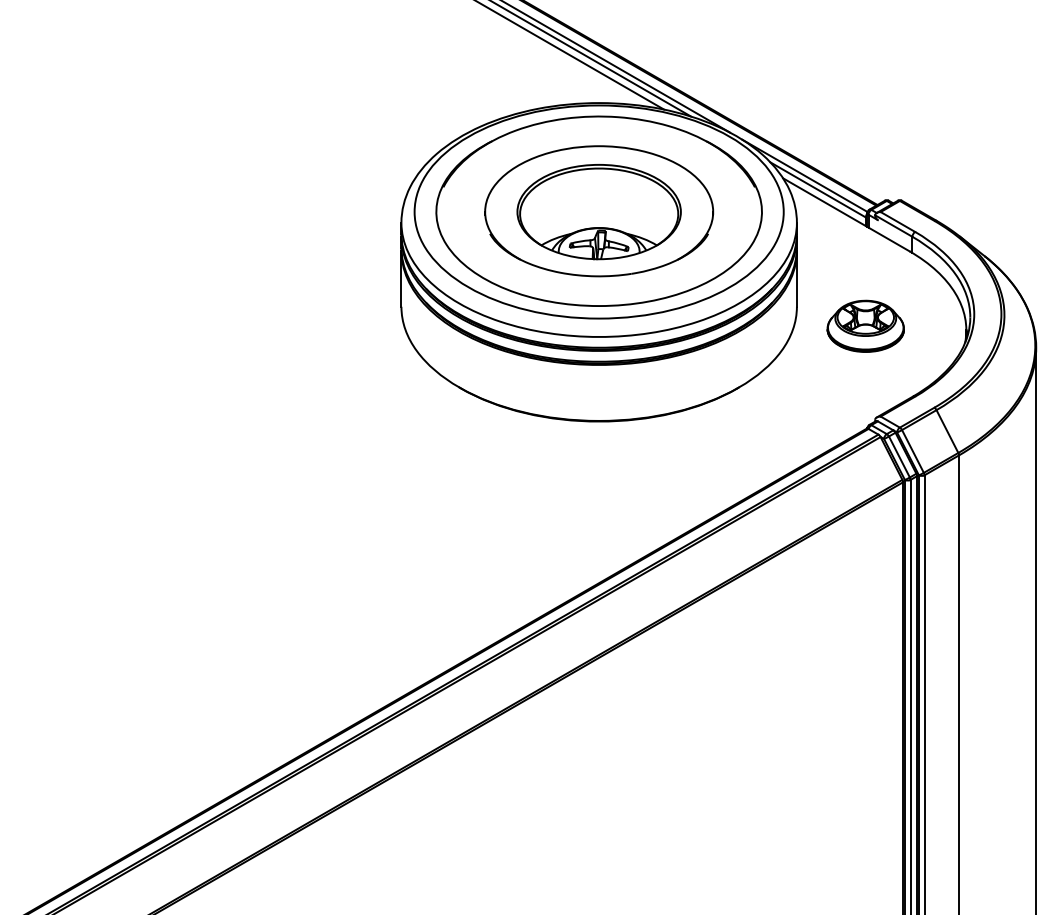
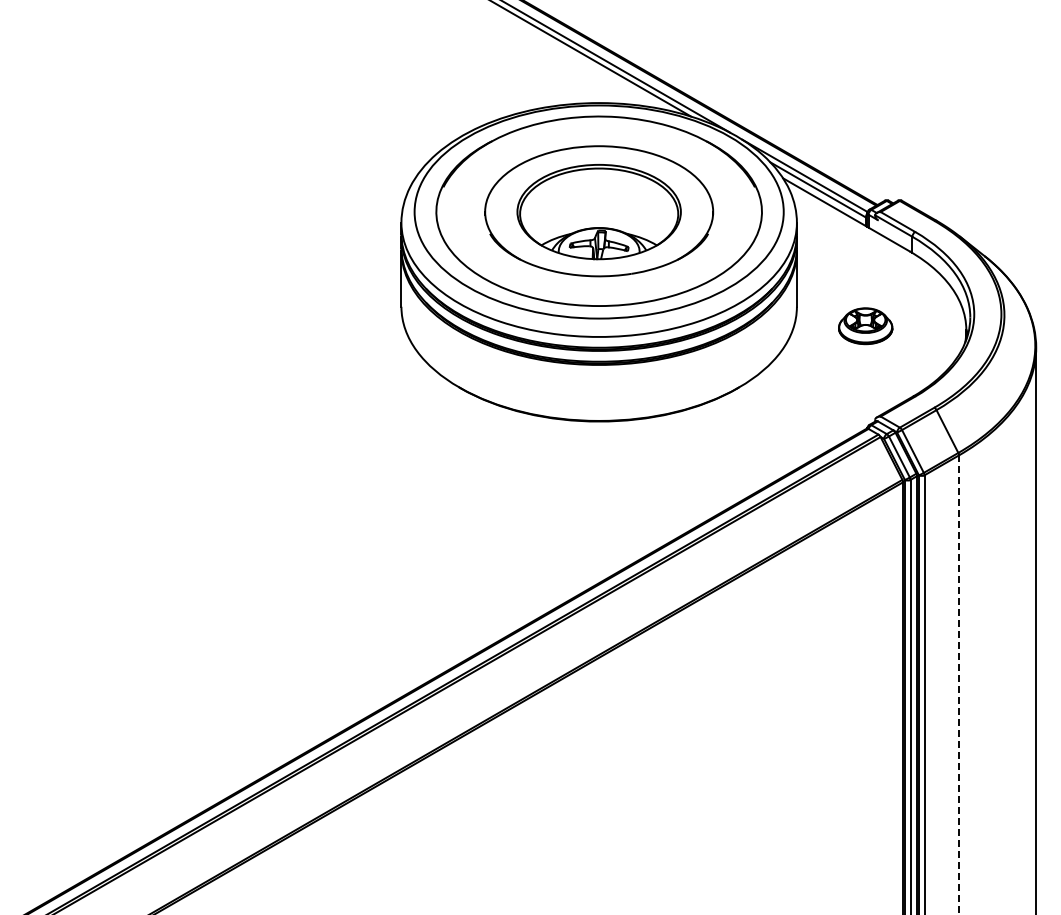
line: present -> none (570, 55)
part size: 79x54 px -> 56x39 px (865, 326)
line: solid -> dashed (959, 685)
